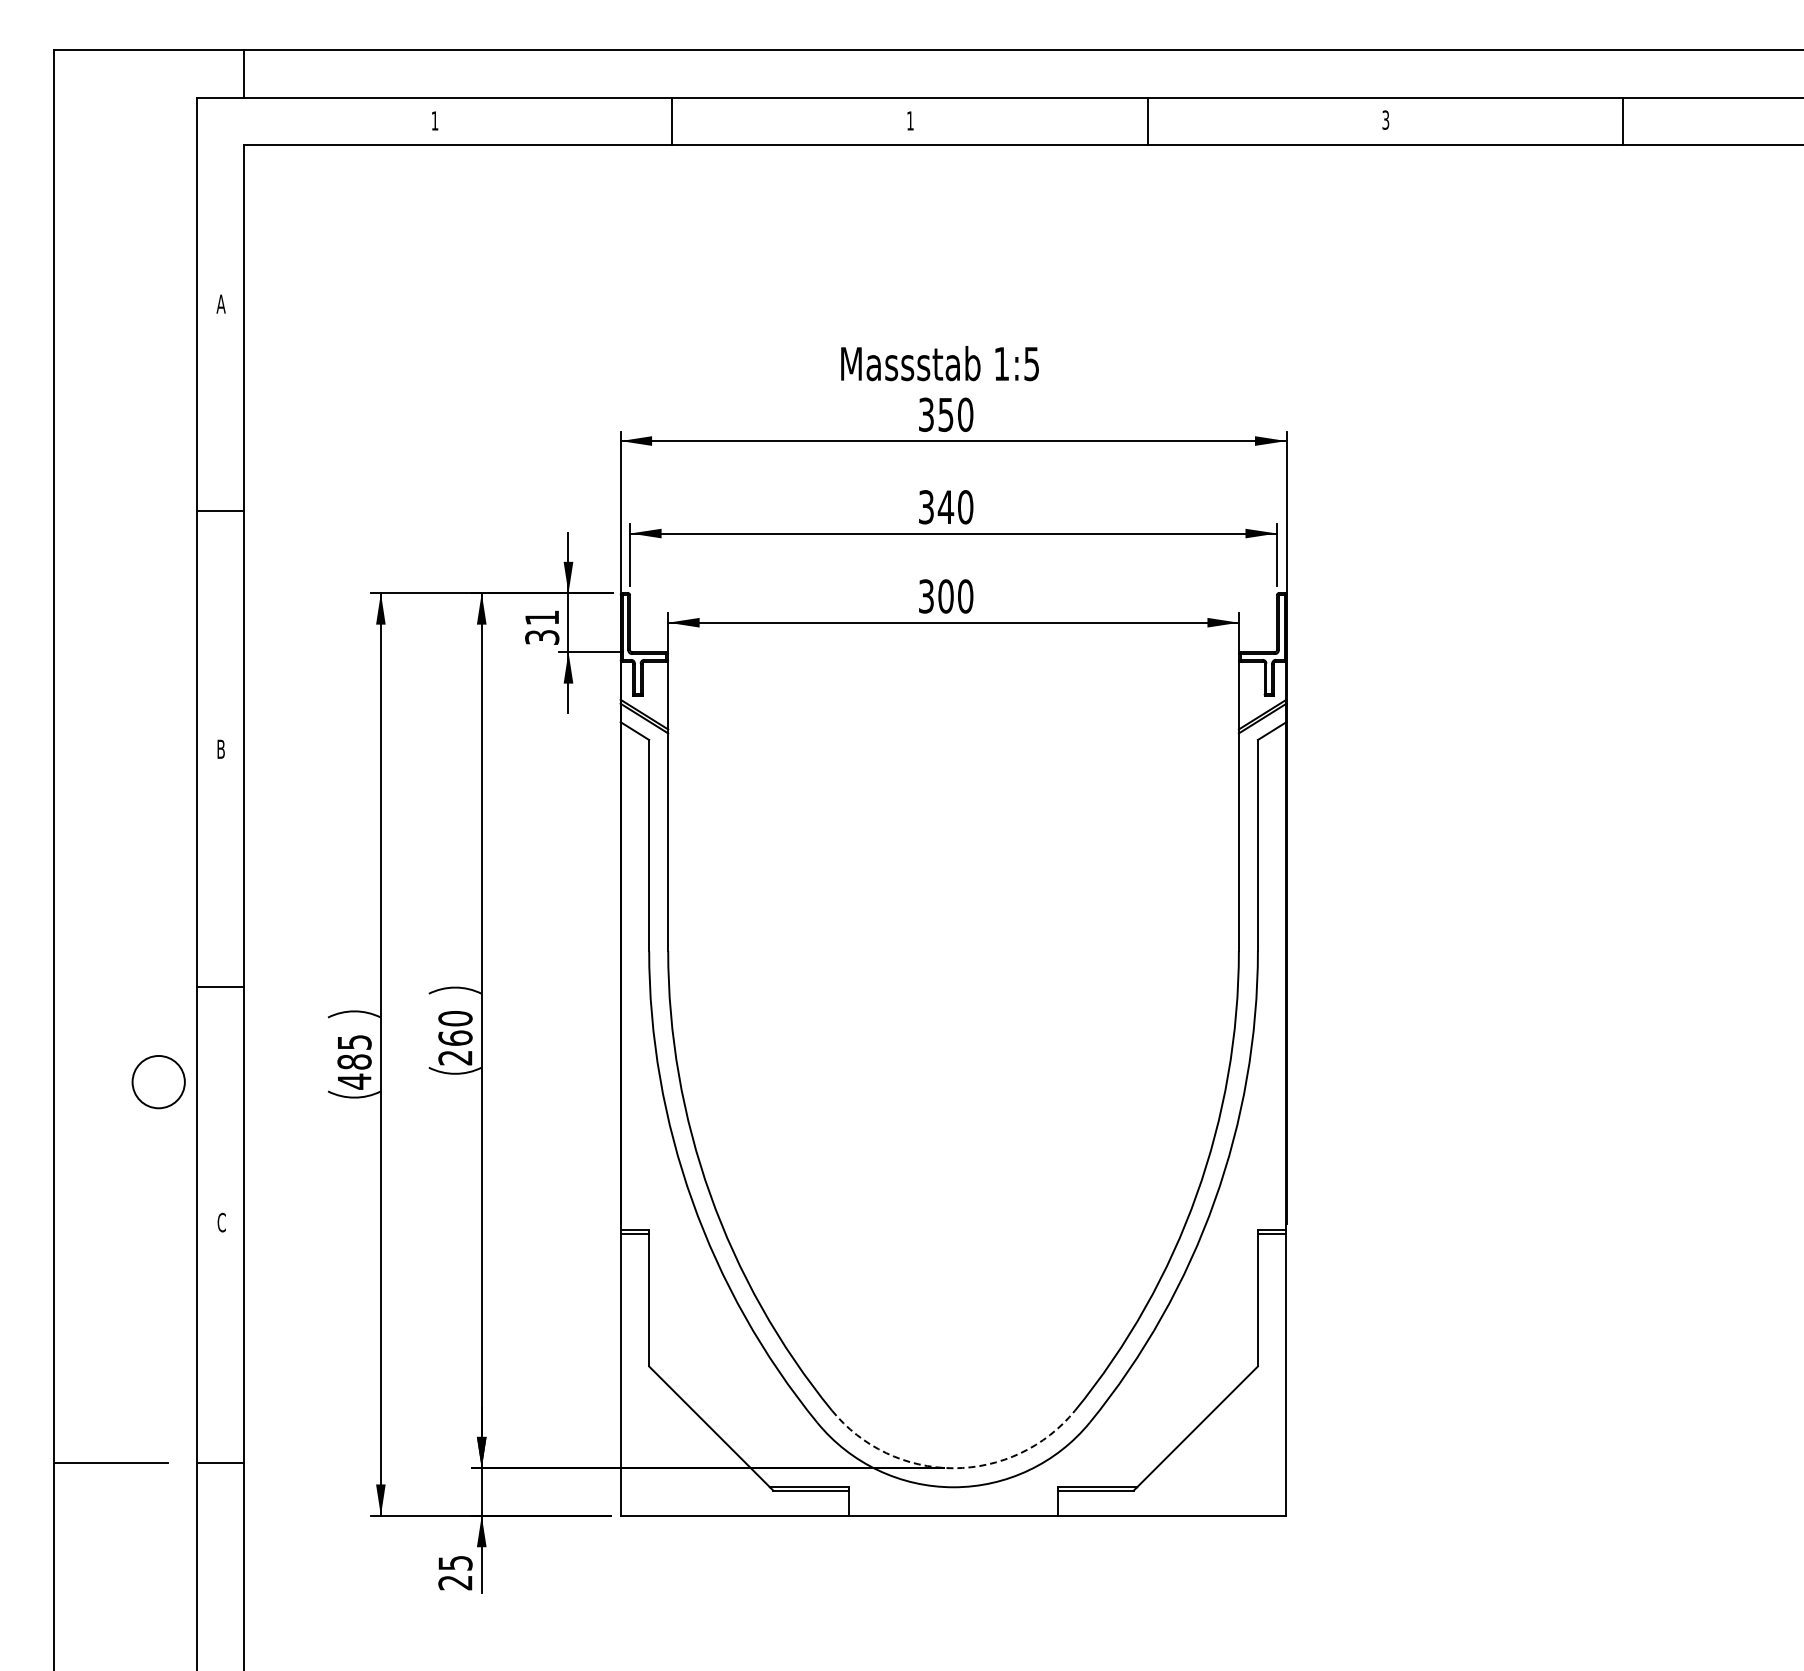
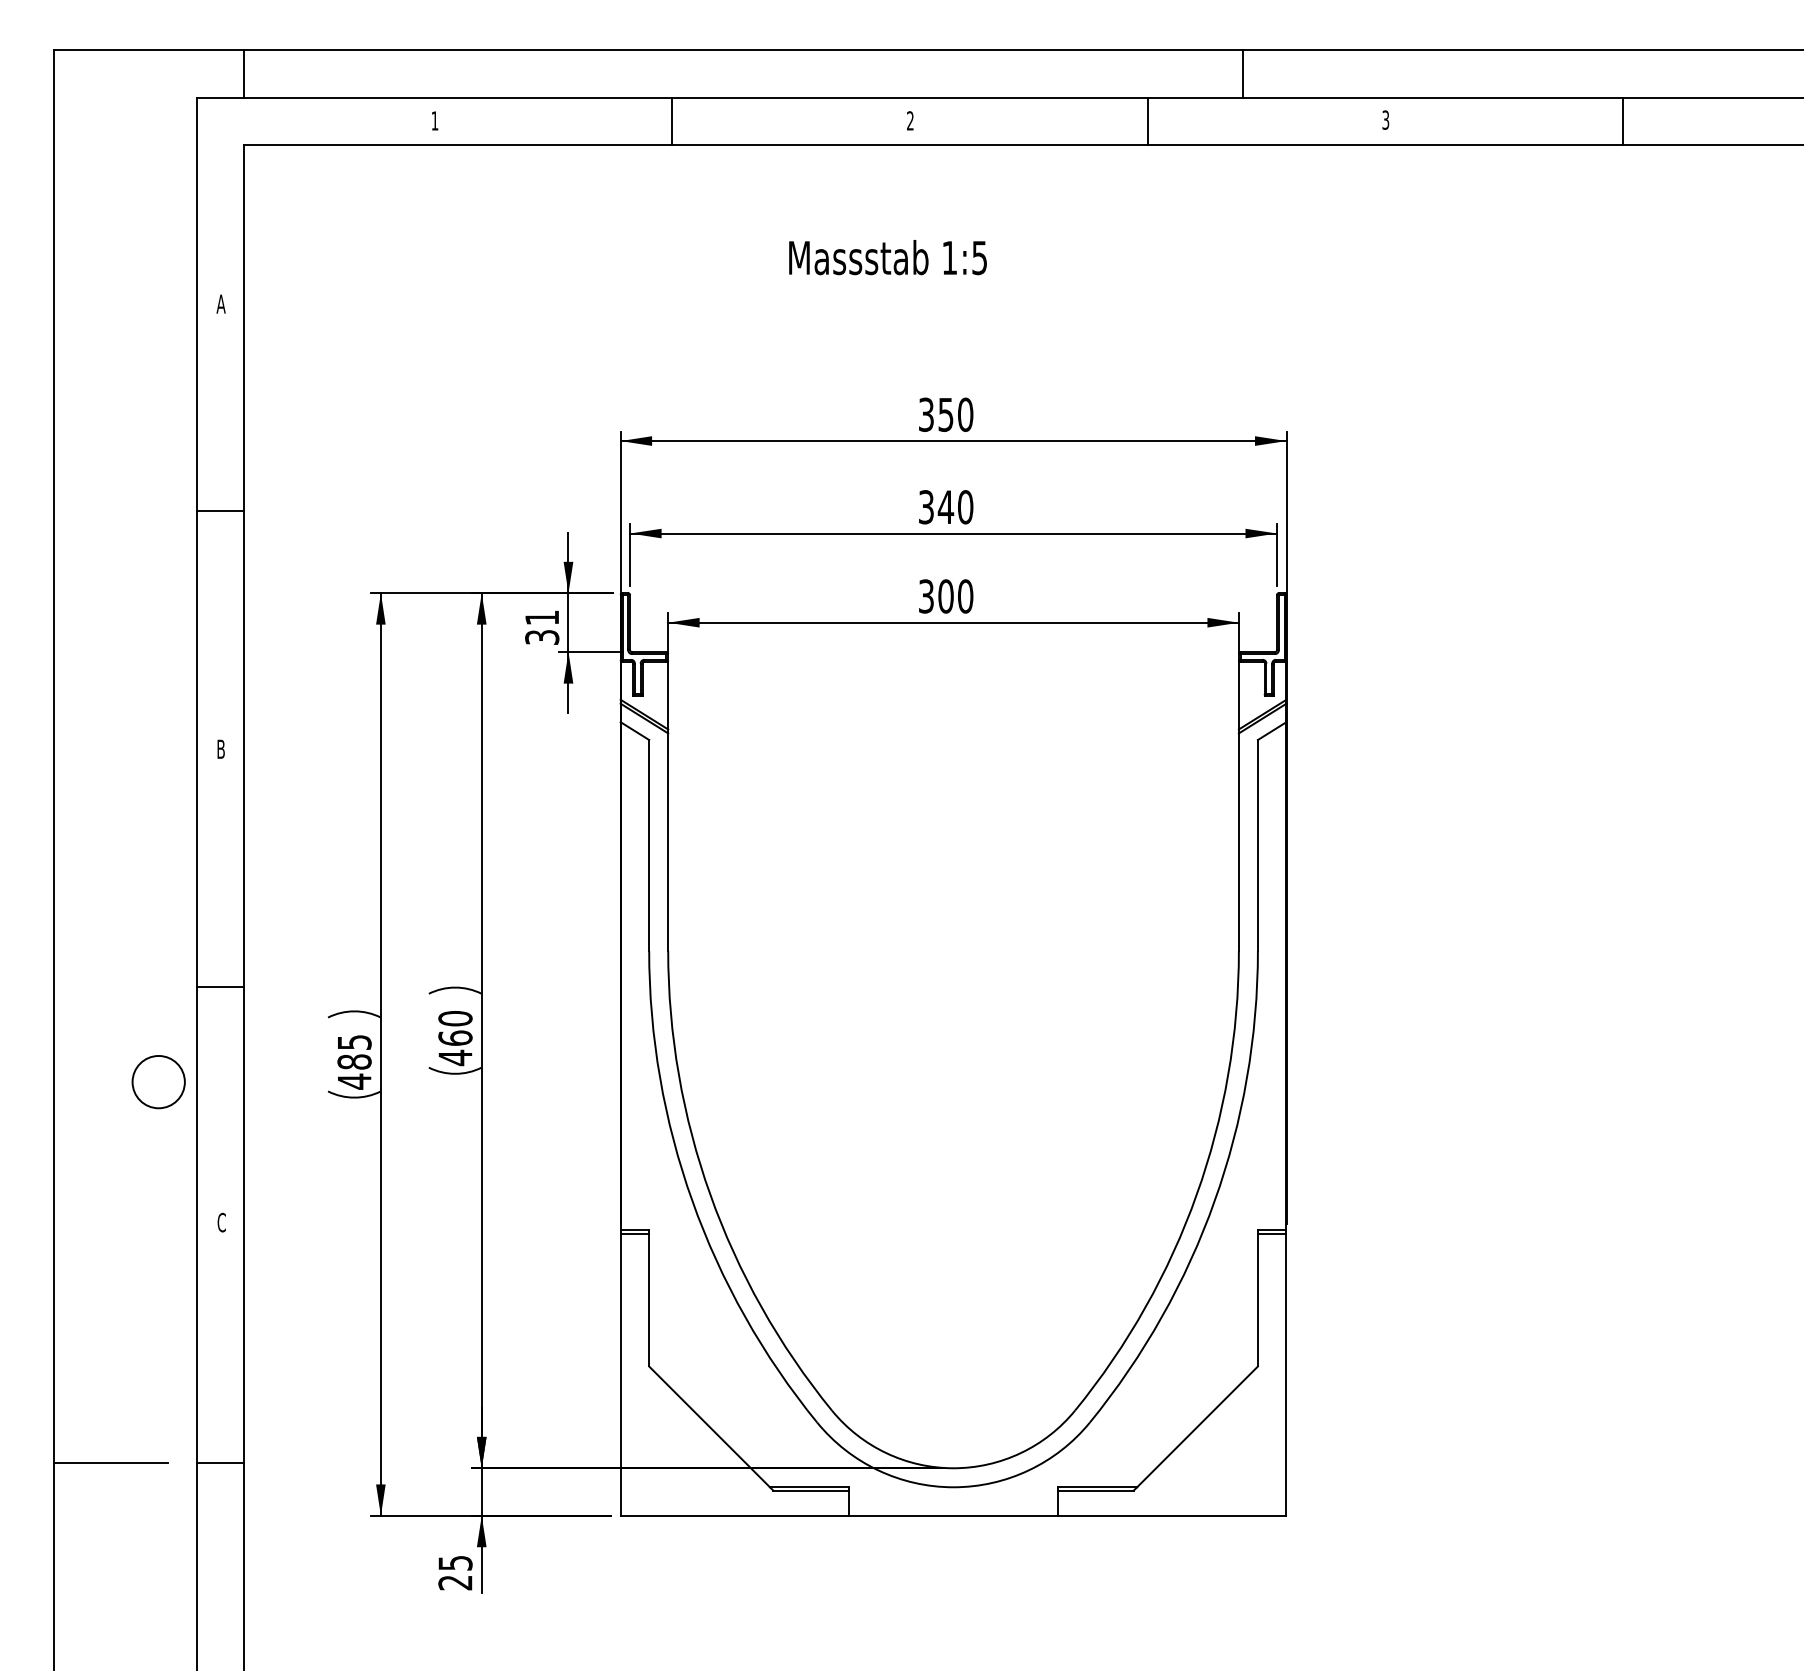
line: none -> present (1243, 73)
text: 1 -> 2 (910, 120)
text position: (939, 363) -> (887, 257) (887, 257)
text: 260 -> 460 (455, 1057)
arc: dashed -> solid (953, 1468)
